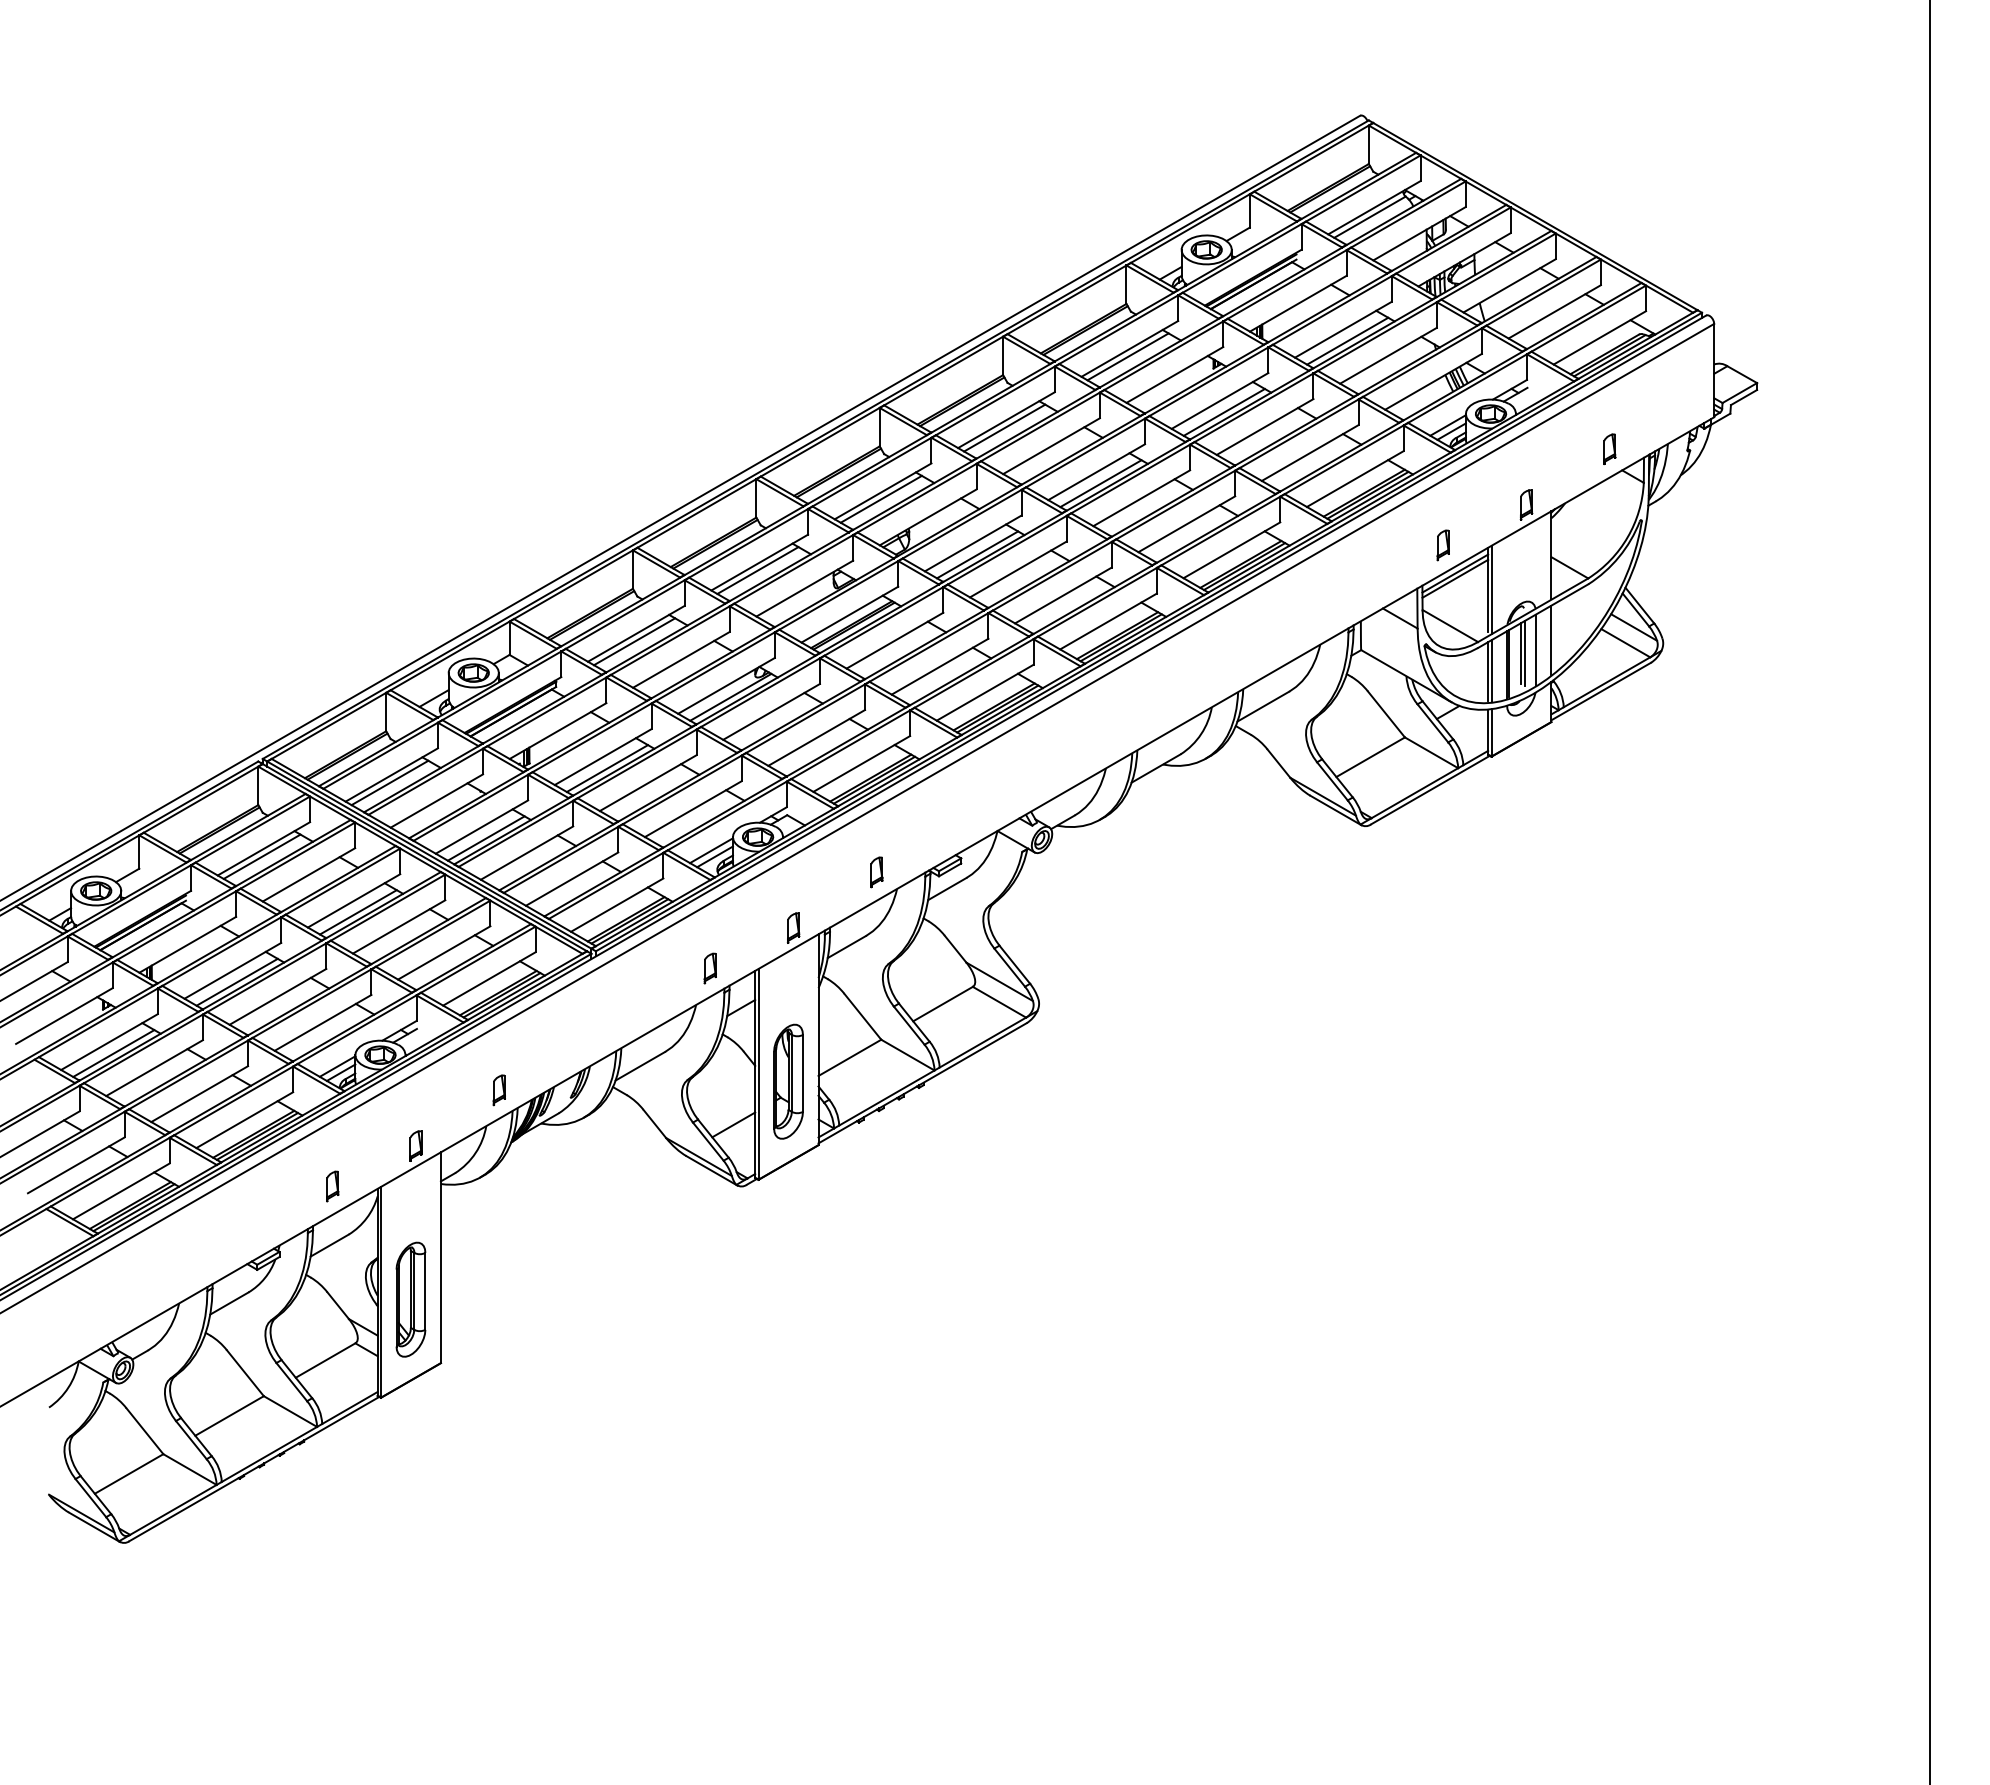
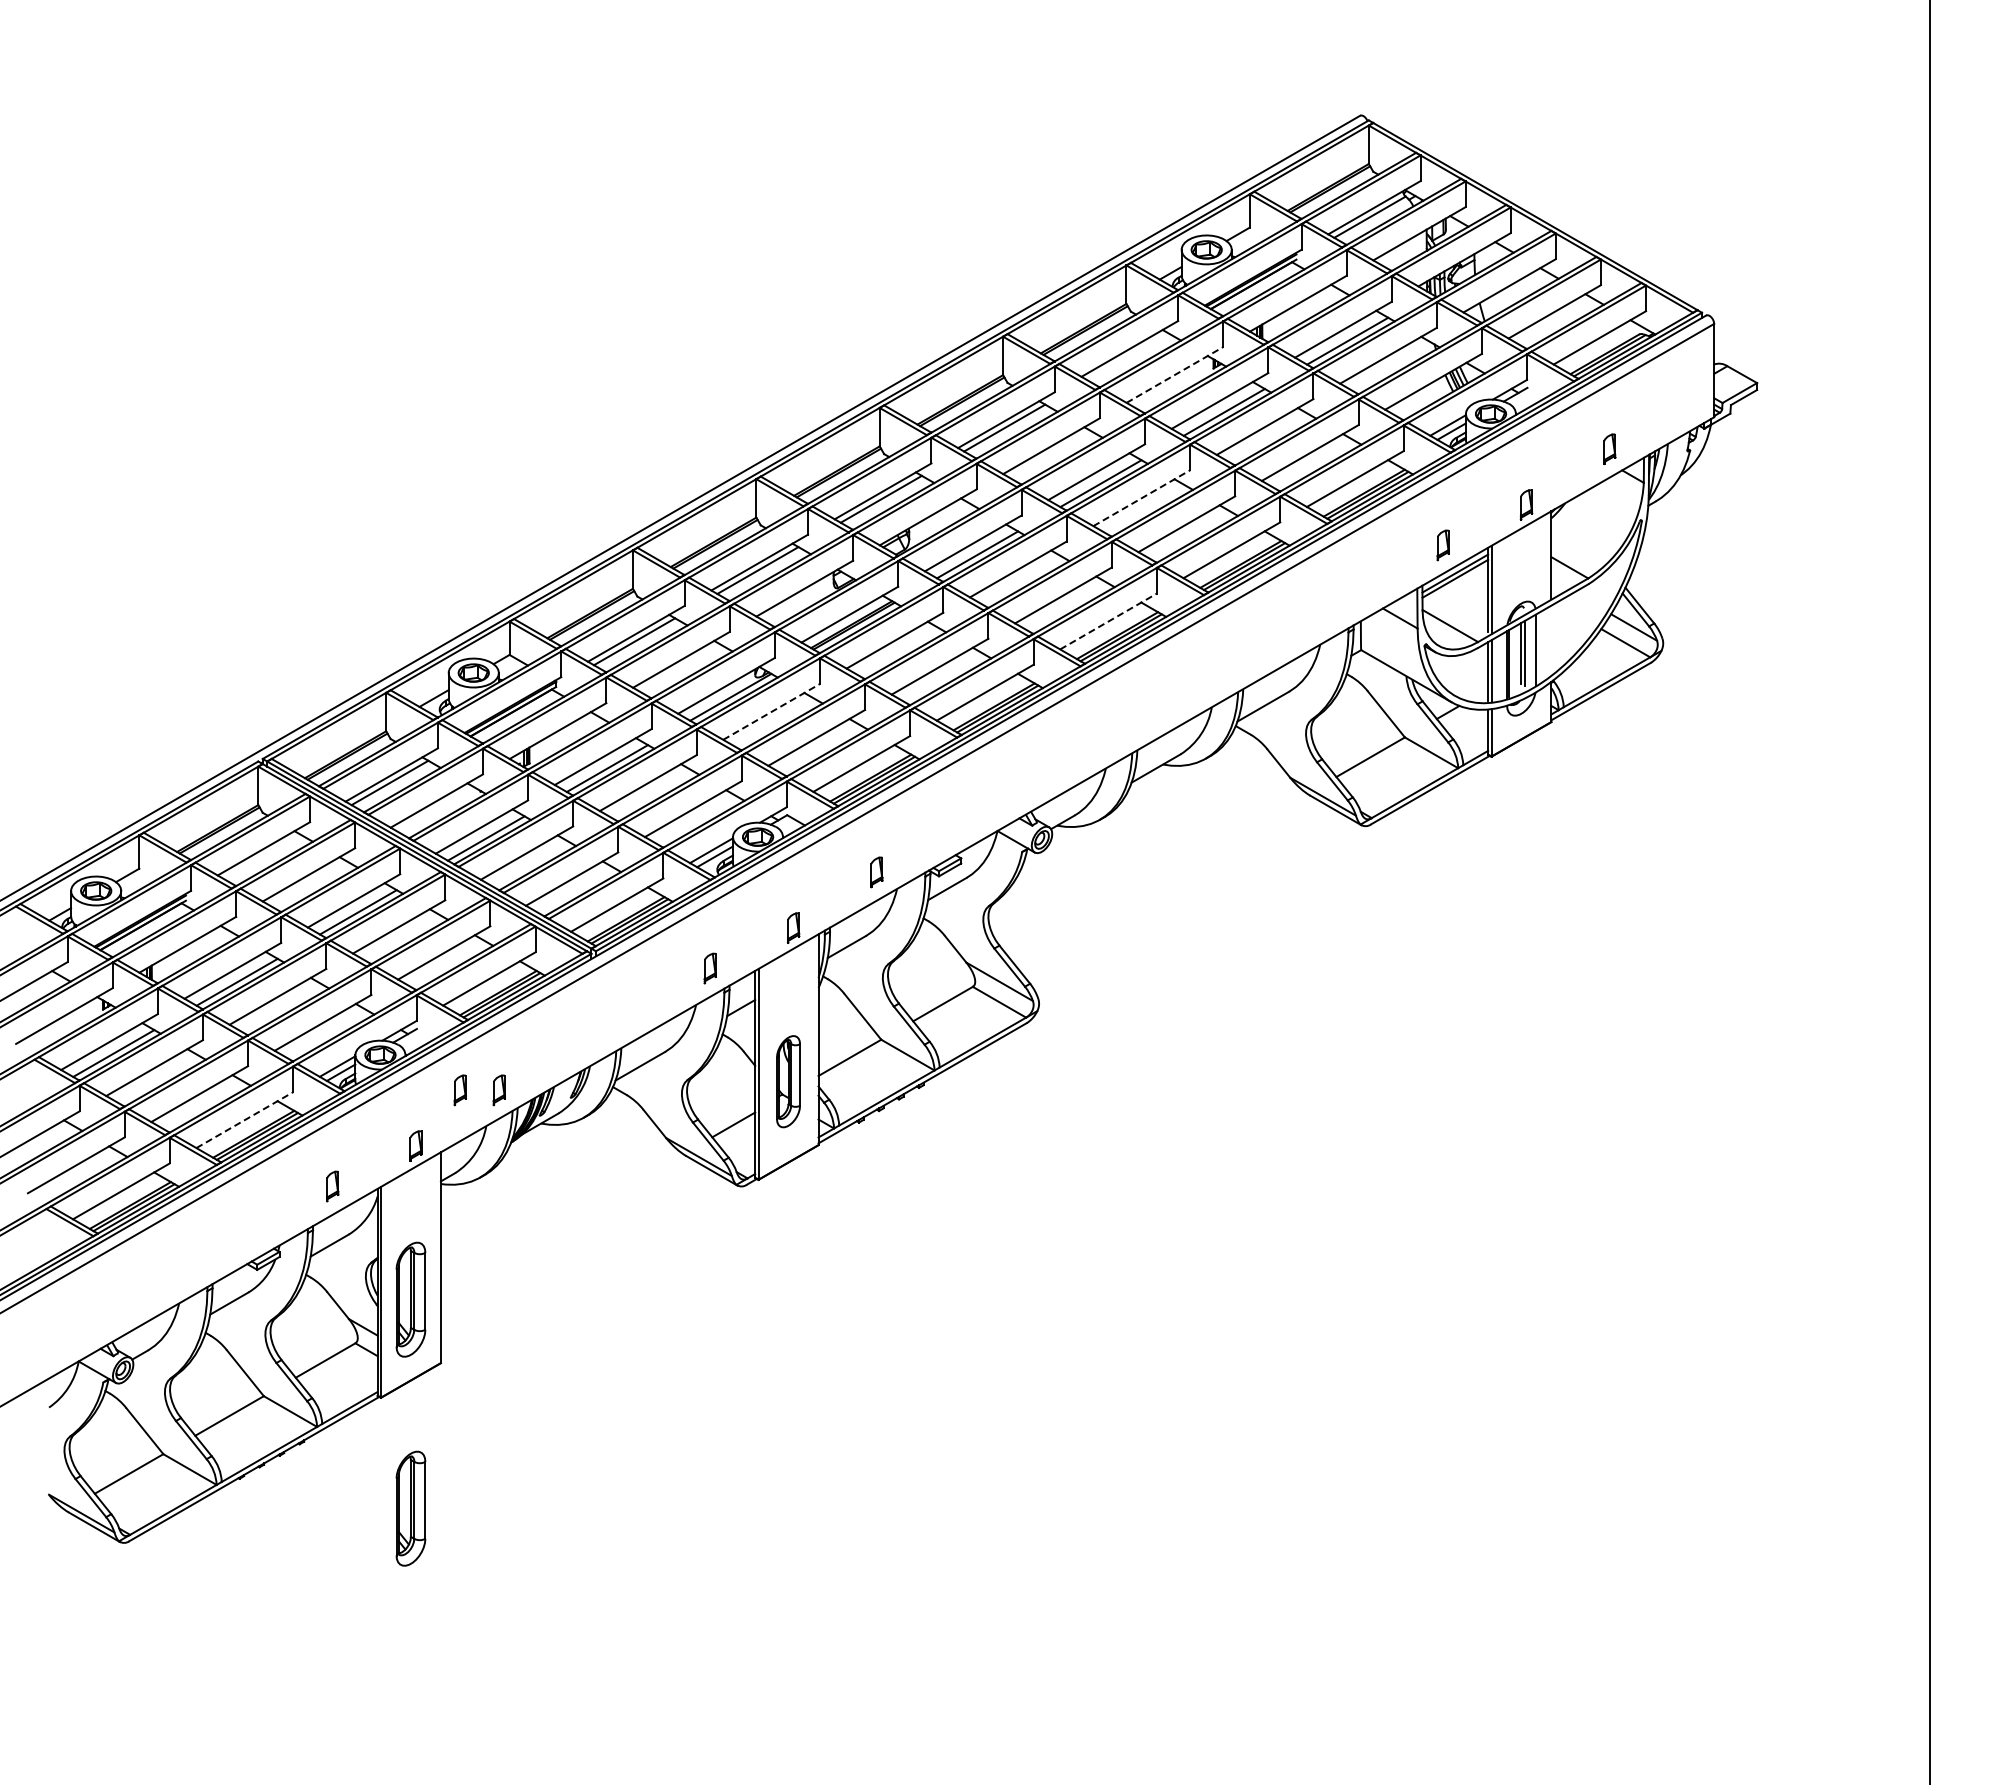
line: present -> none (1127, 356)
line: solid -> dashed (1174, 374)
line: solid -> dashed (1141, 498)
line: solid -> dashed (1108, 621)
line: present -> none (1551, 640)
line: solid -> dashed (771, 711)
line: present -> none (261, 856)
part size: 31x117 px -> 25x94 px (788, 1081)
part: none -> present (459, 1090)
line: solid -> dashed (244, 1120)
part: none -> present (410, 1508)
